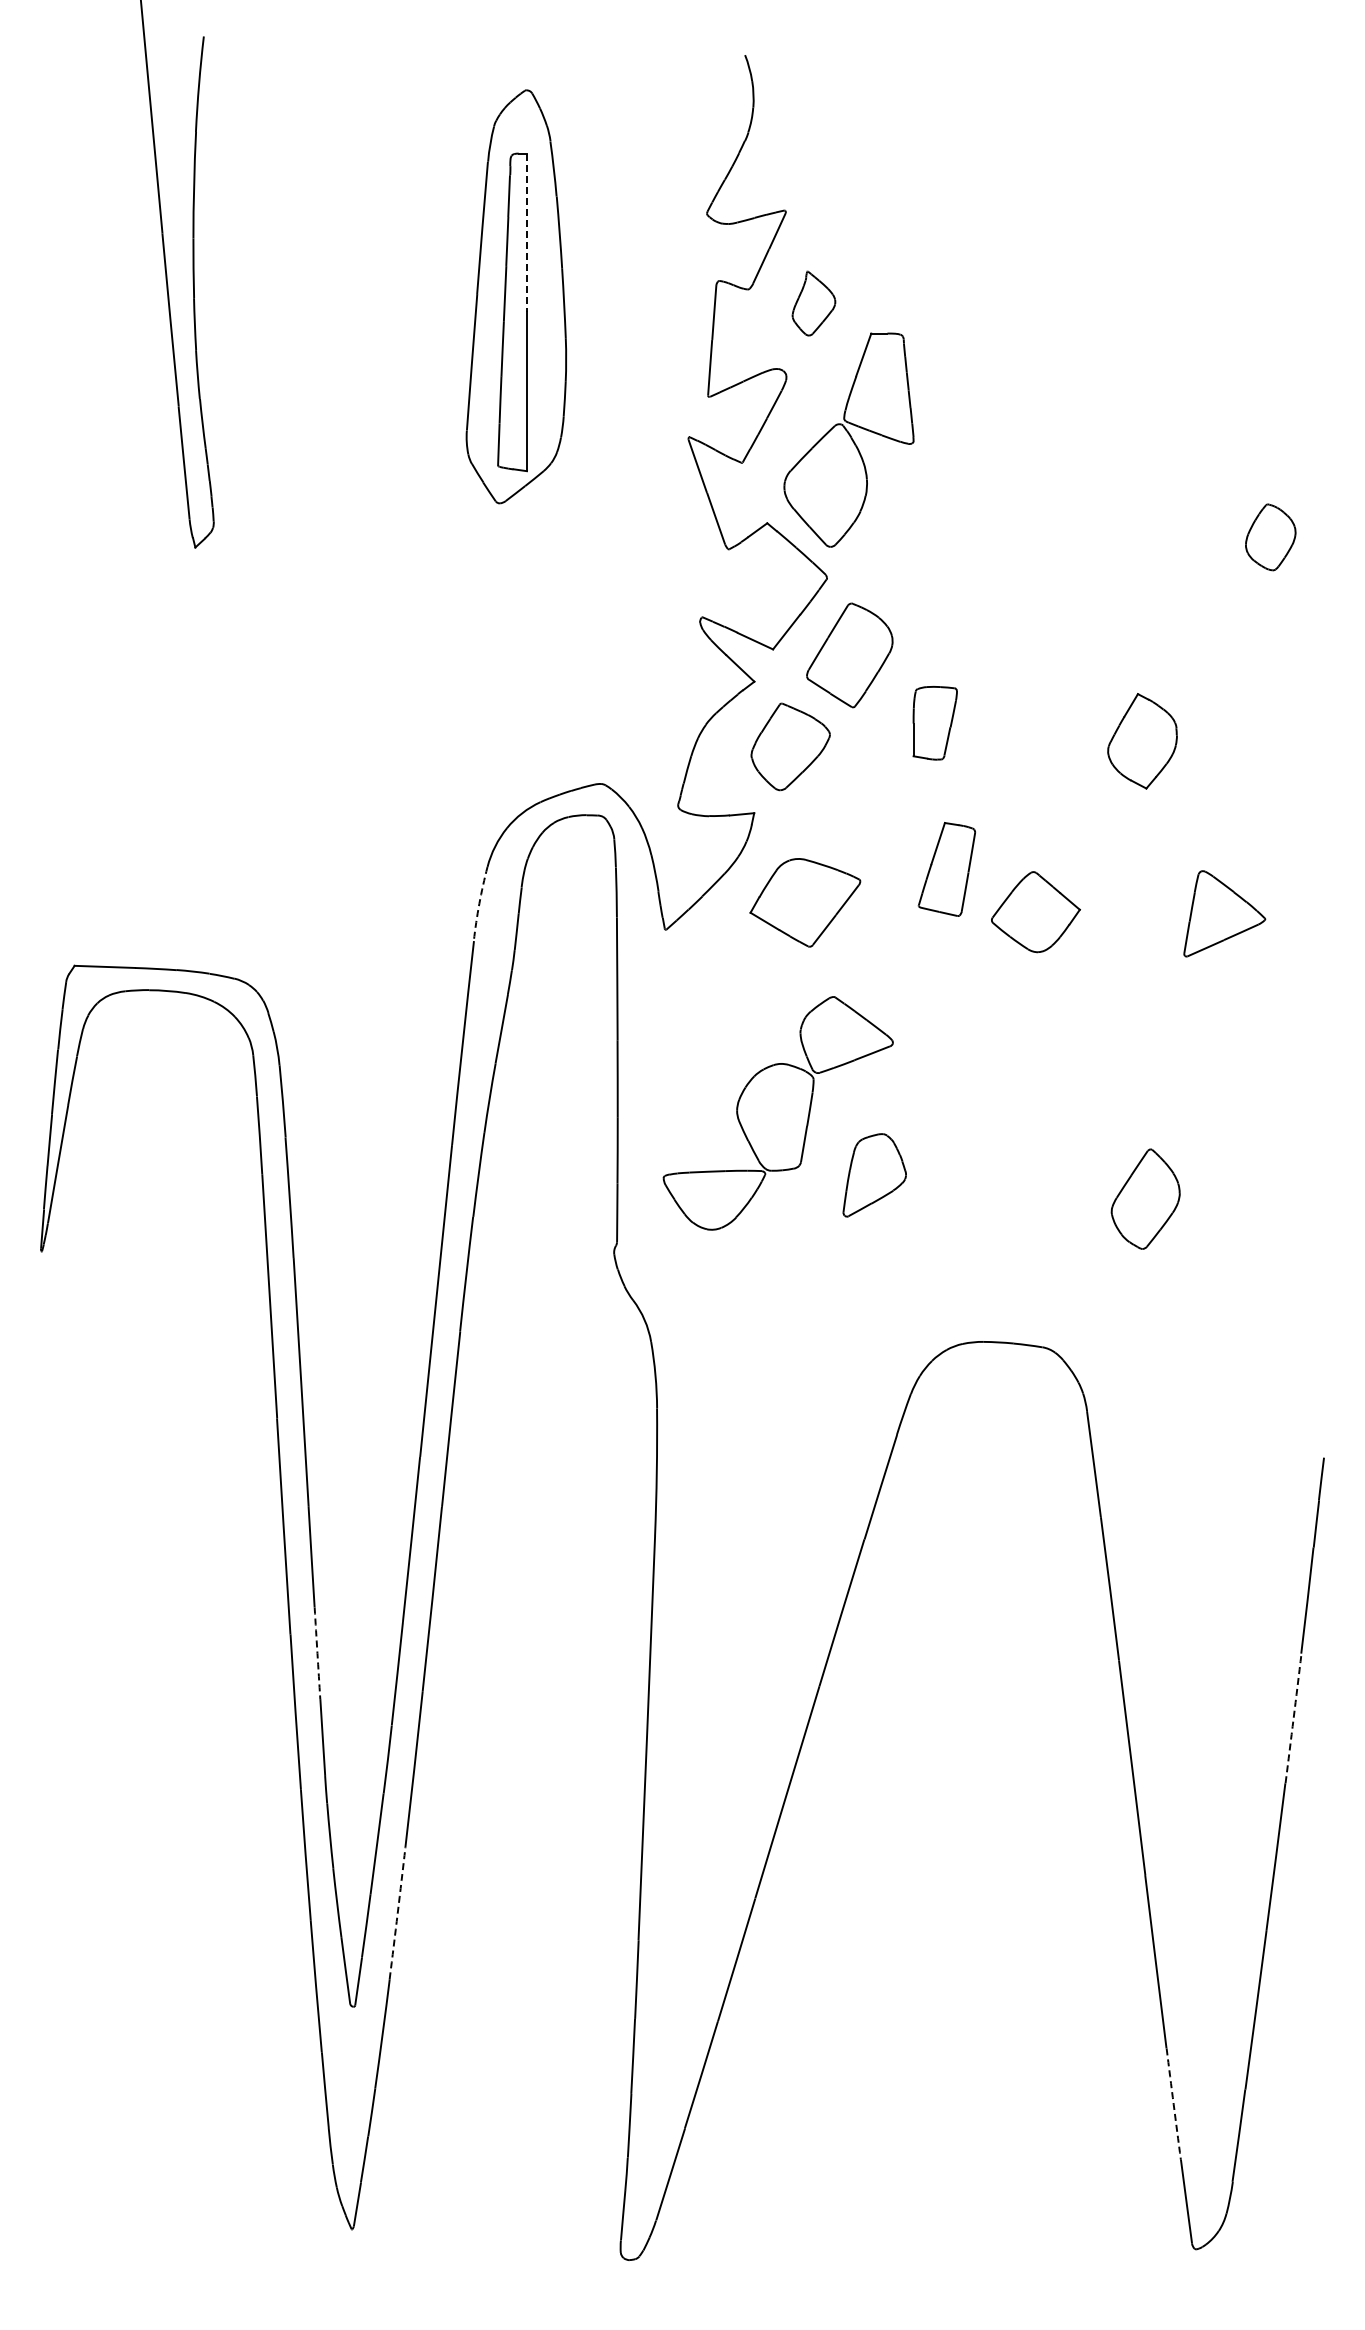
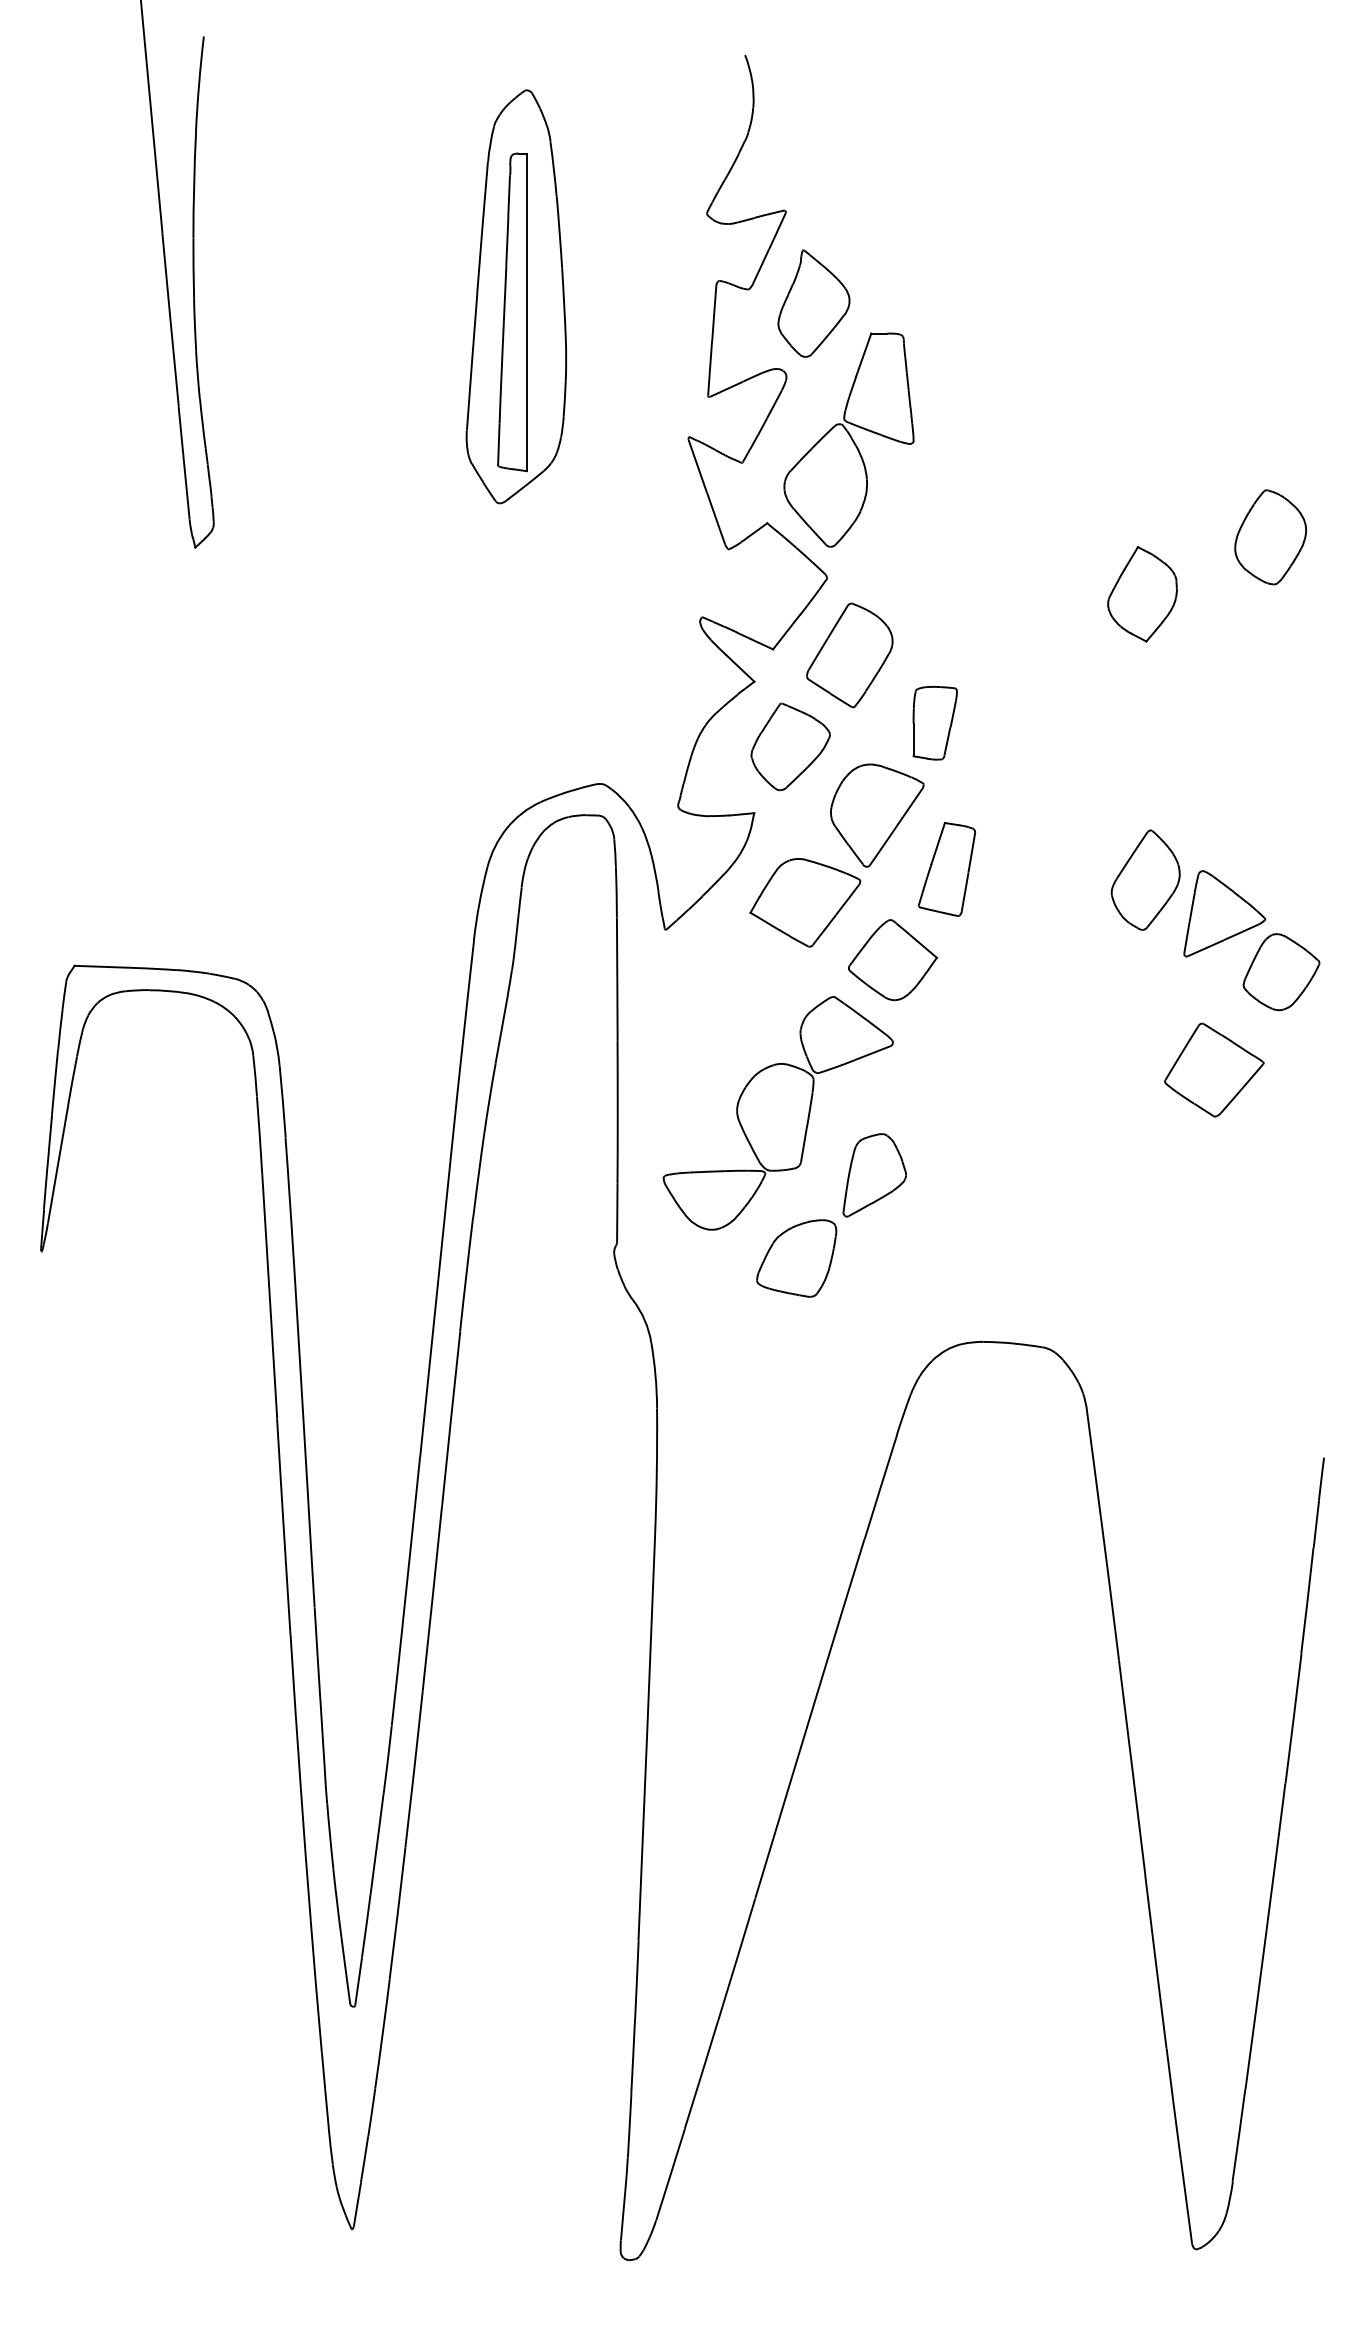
line: dashed -> solid (526, 233)
part size: 46x67 px -> 74x109 px (813, 303)
part size: 52x69 px -> 74x97 px (1270, 537)
part position: (1142, 741) -> (1142, 594) (1142, 594)
part: none -> present (877, 815)
arc: dashed -> solid (479, 903)
part position: (1035, 912) -> (892, 960) (892, 960)
part: none -> present (1281, 972)
part: none -> present (1214, 1069)
part position: (1145, 1198) -> (1145, 879) (1145, 879)
part: none -> present (796, 1258)
arc: dashed -> solid (317, 1653)
arc: dashed -> solid (1293, 1718)
arc: dashed -> solid (397, 1913)
arc: dashed -> solid (1173, 2104)
